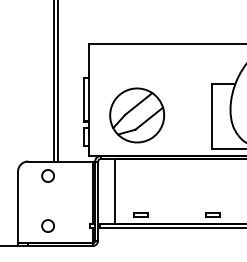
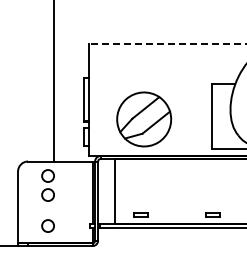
line: solid -> dashed (167, 43)
line: present -> none (58, 81)
part position: (137, 115) -> (144, 119) (144, 119)
circle: none -> present (47, 194)
